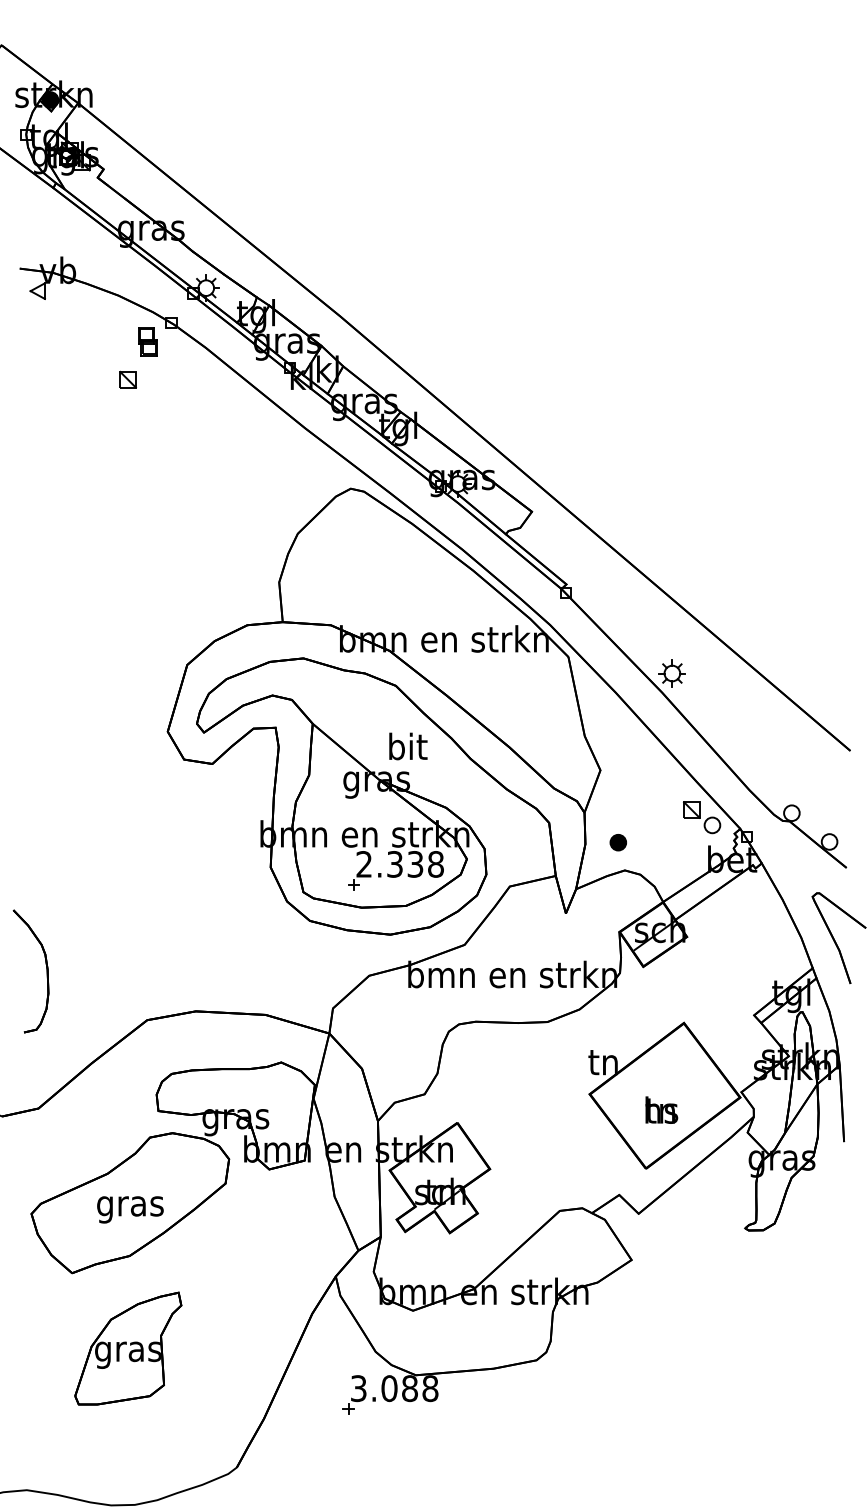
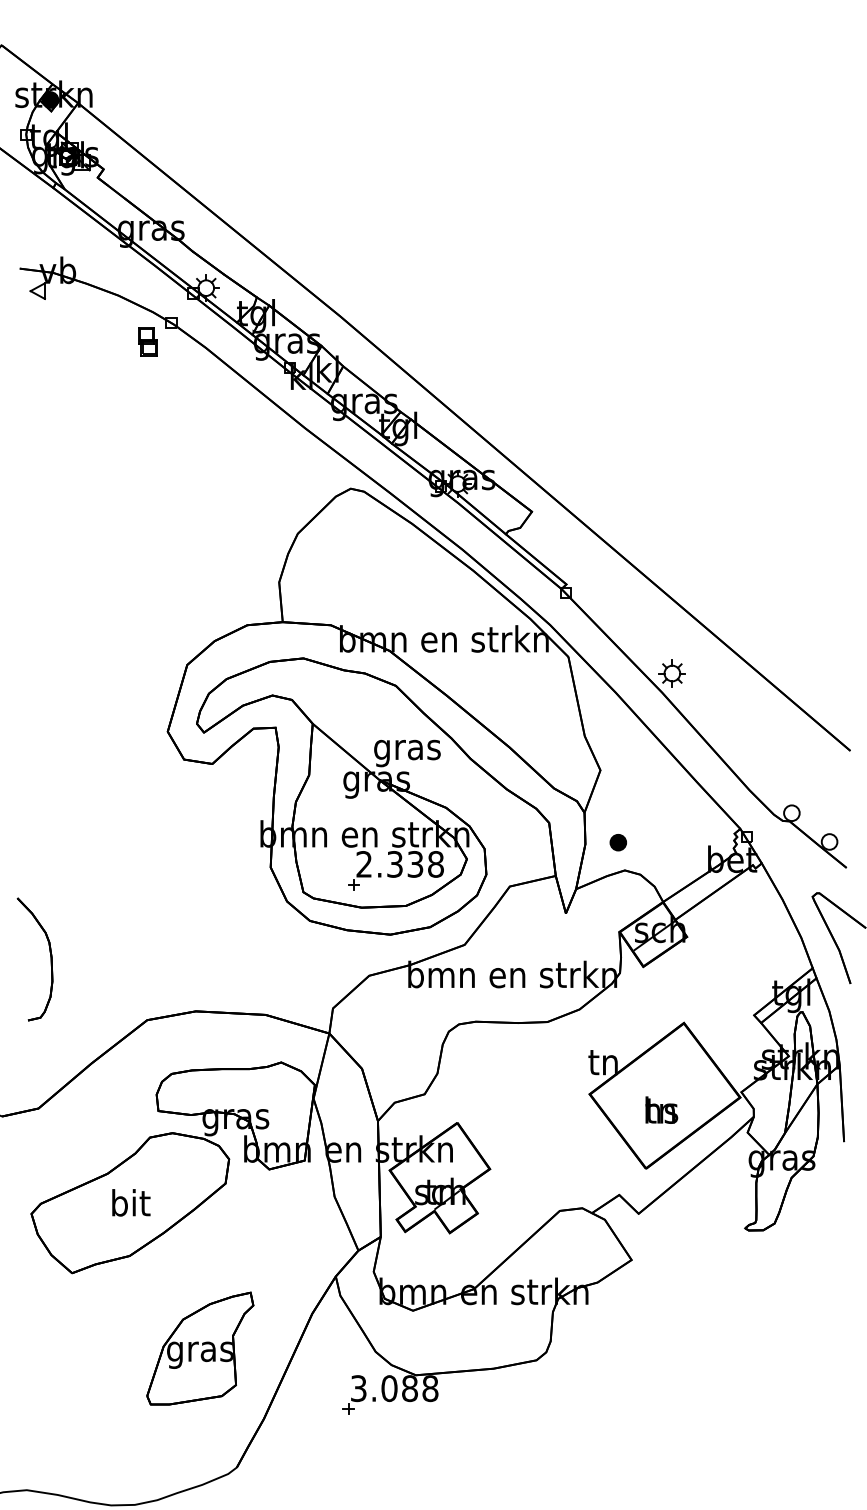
part: present -> none (127, 379)
text: bit -> gras (407, 749)
part: present -> none (702, 817)
part position: (46, 971) -> (50, 959) (50, 959)
text: gras -> bit (130, 1206)
part position: (128, 1348) -> (200, 1348) (200, 1348)
